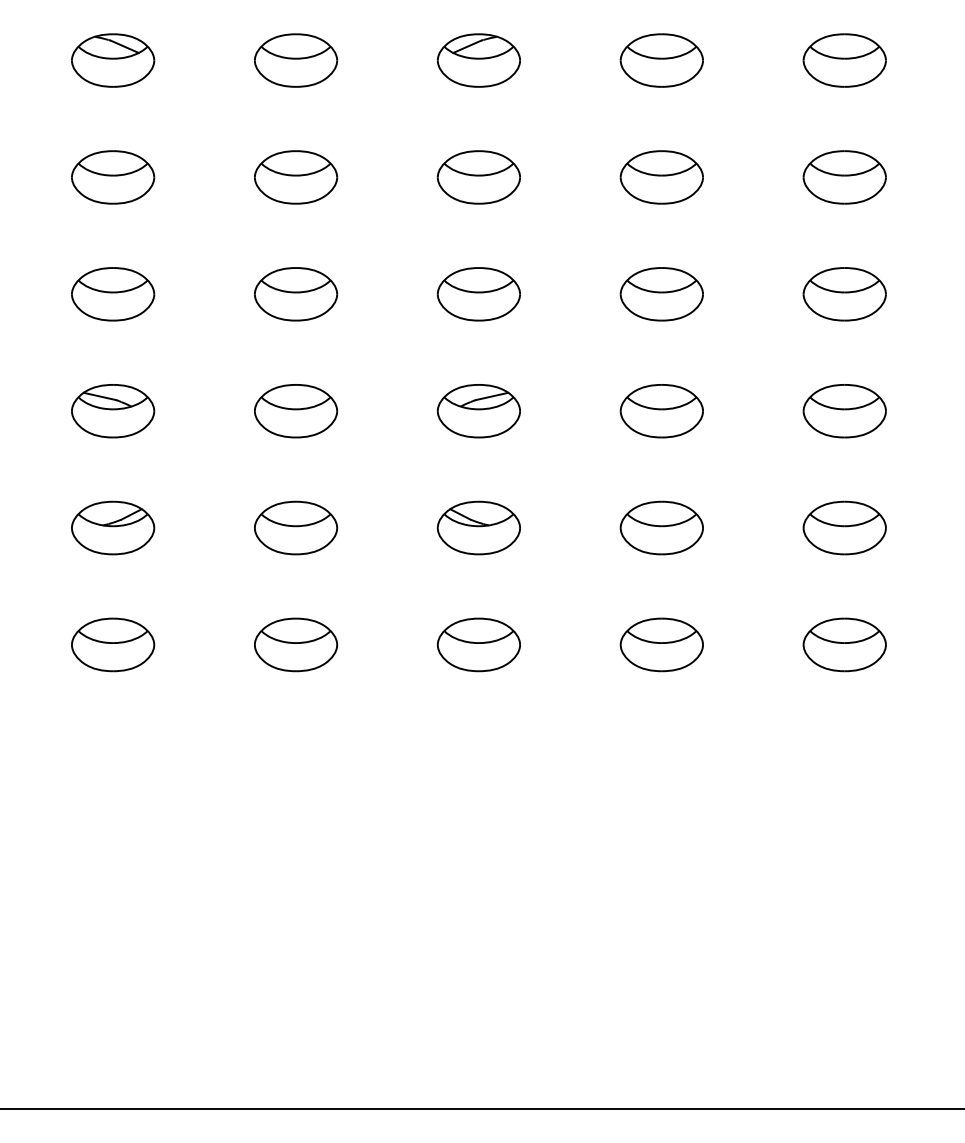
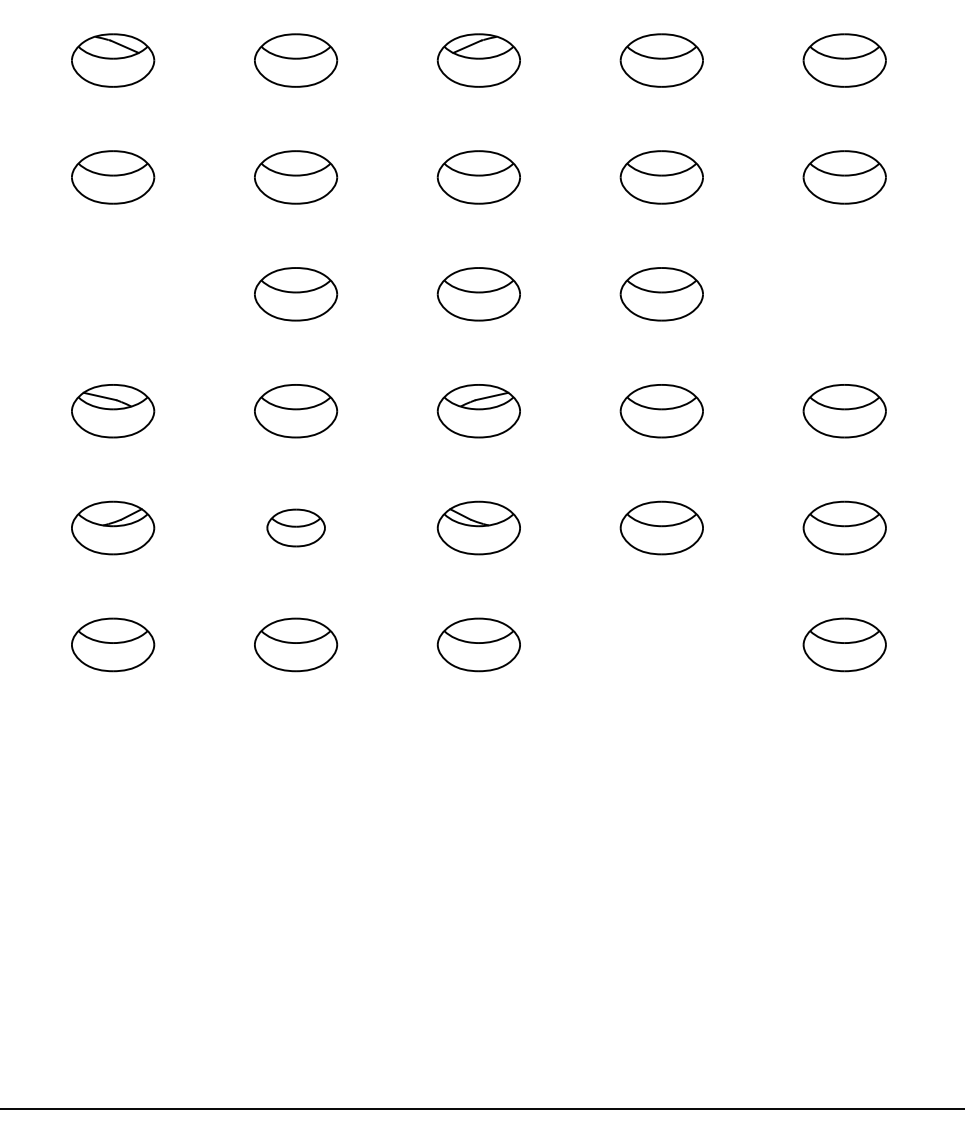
part: present -> none (113, 294)
part: present -> none (844, 294)
part size: 85x56 px -> 60x40 px (295, 527)
part: present -> none (661, 644)
